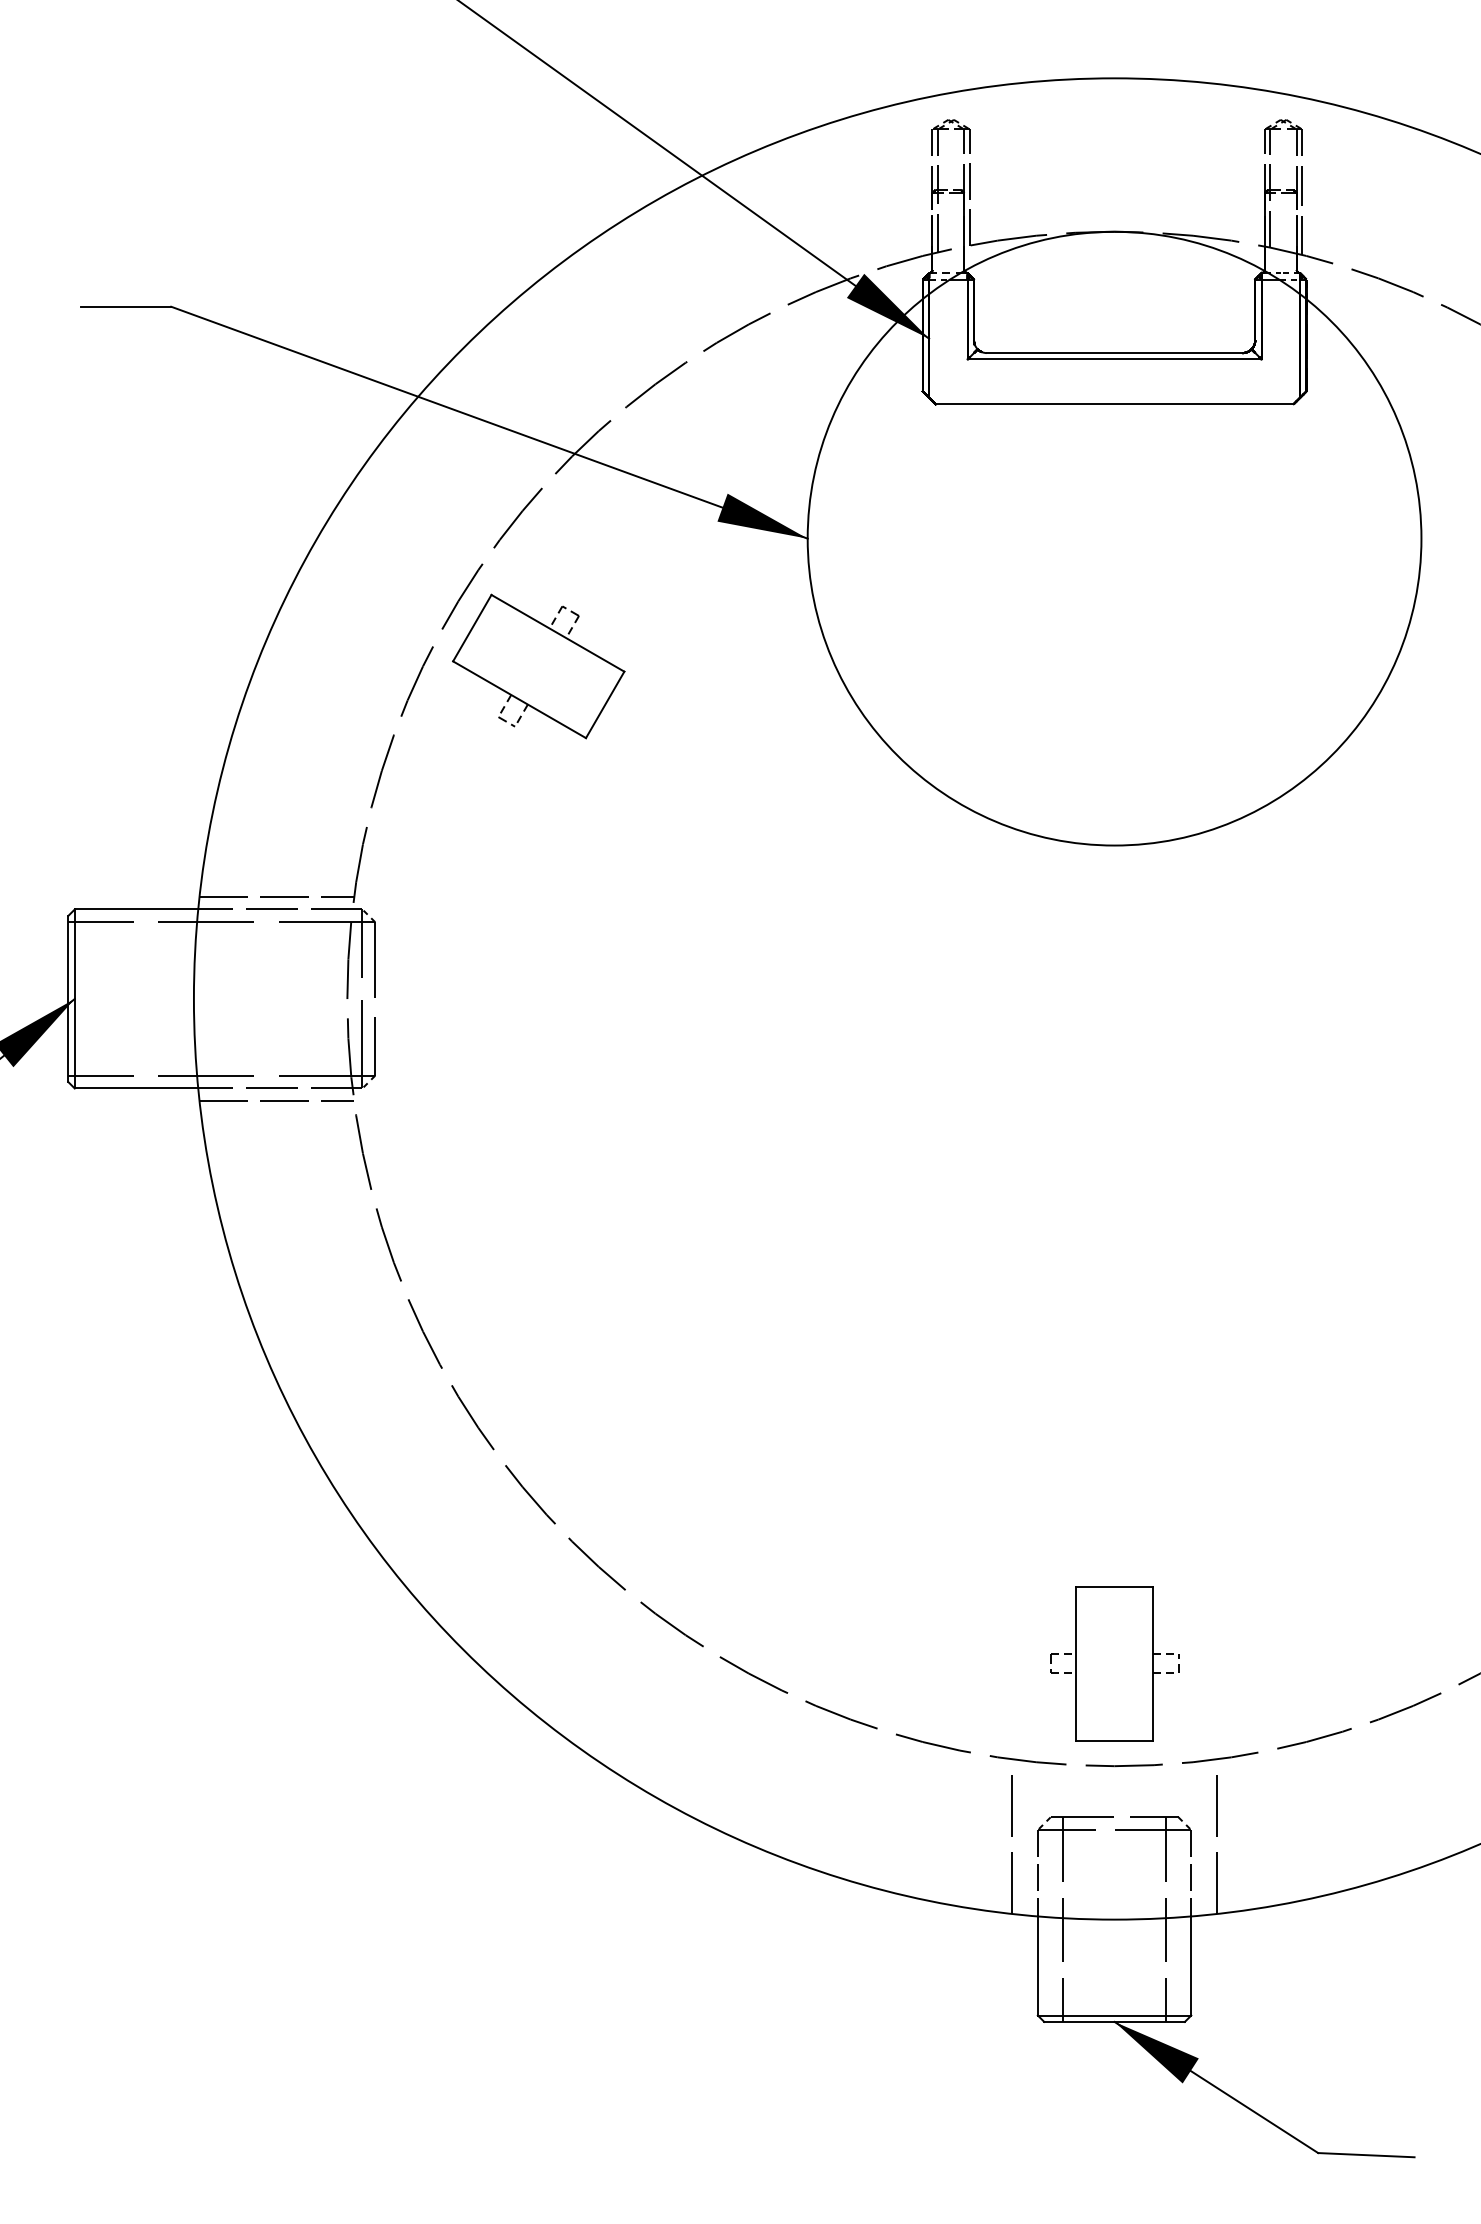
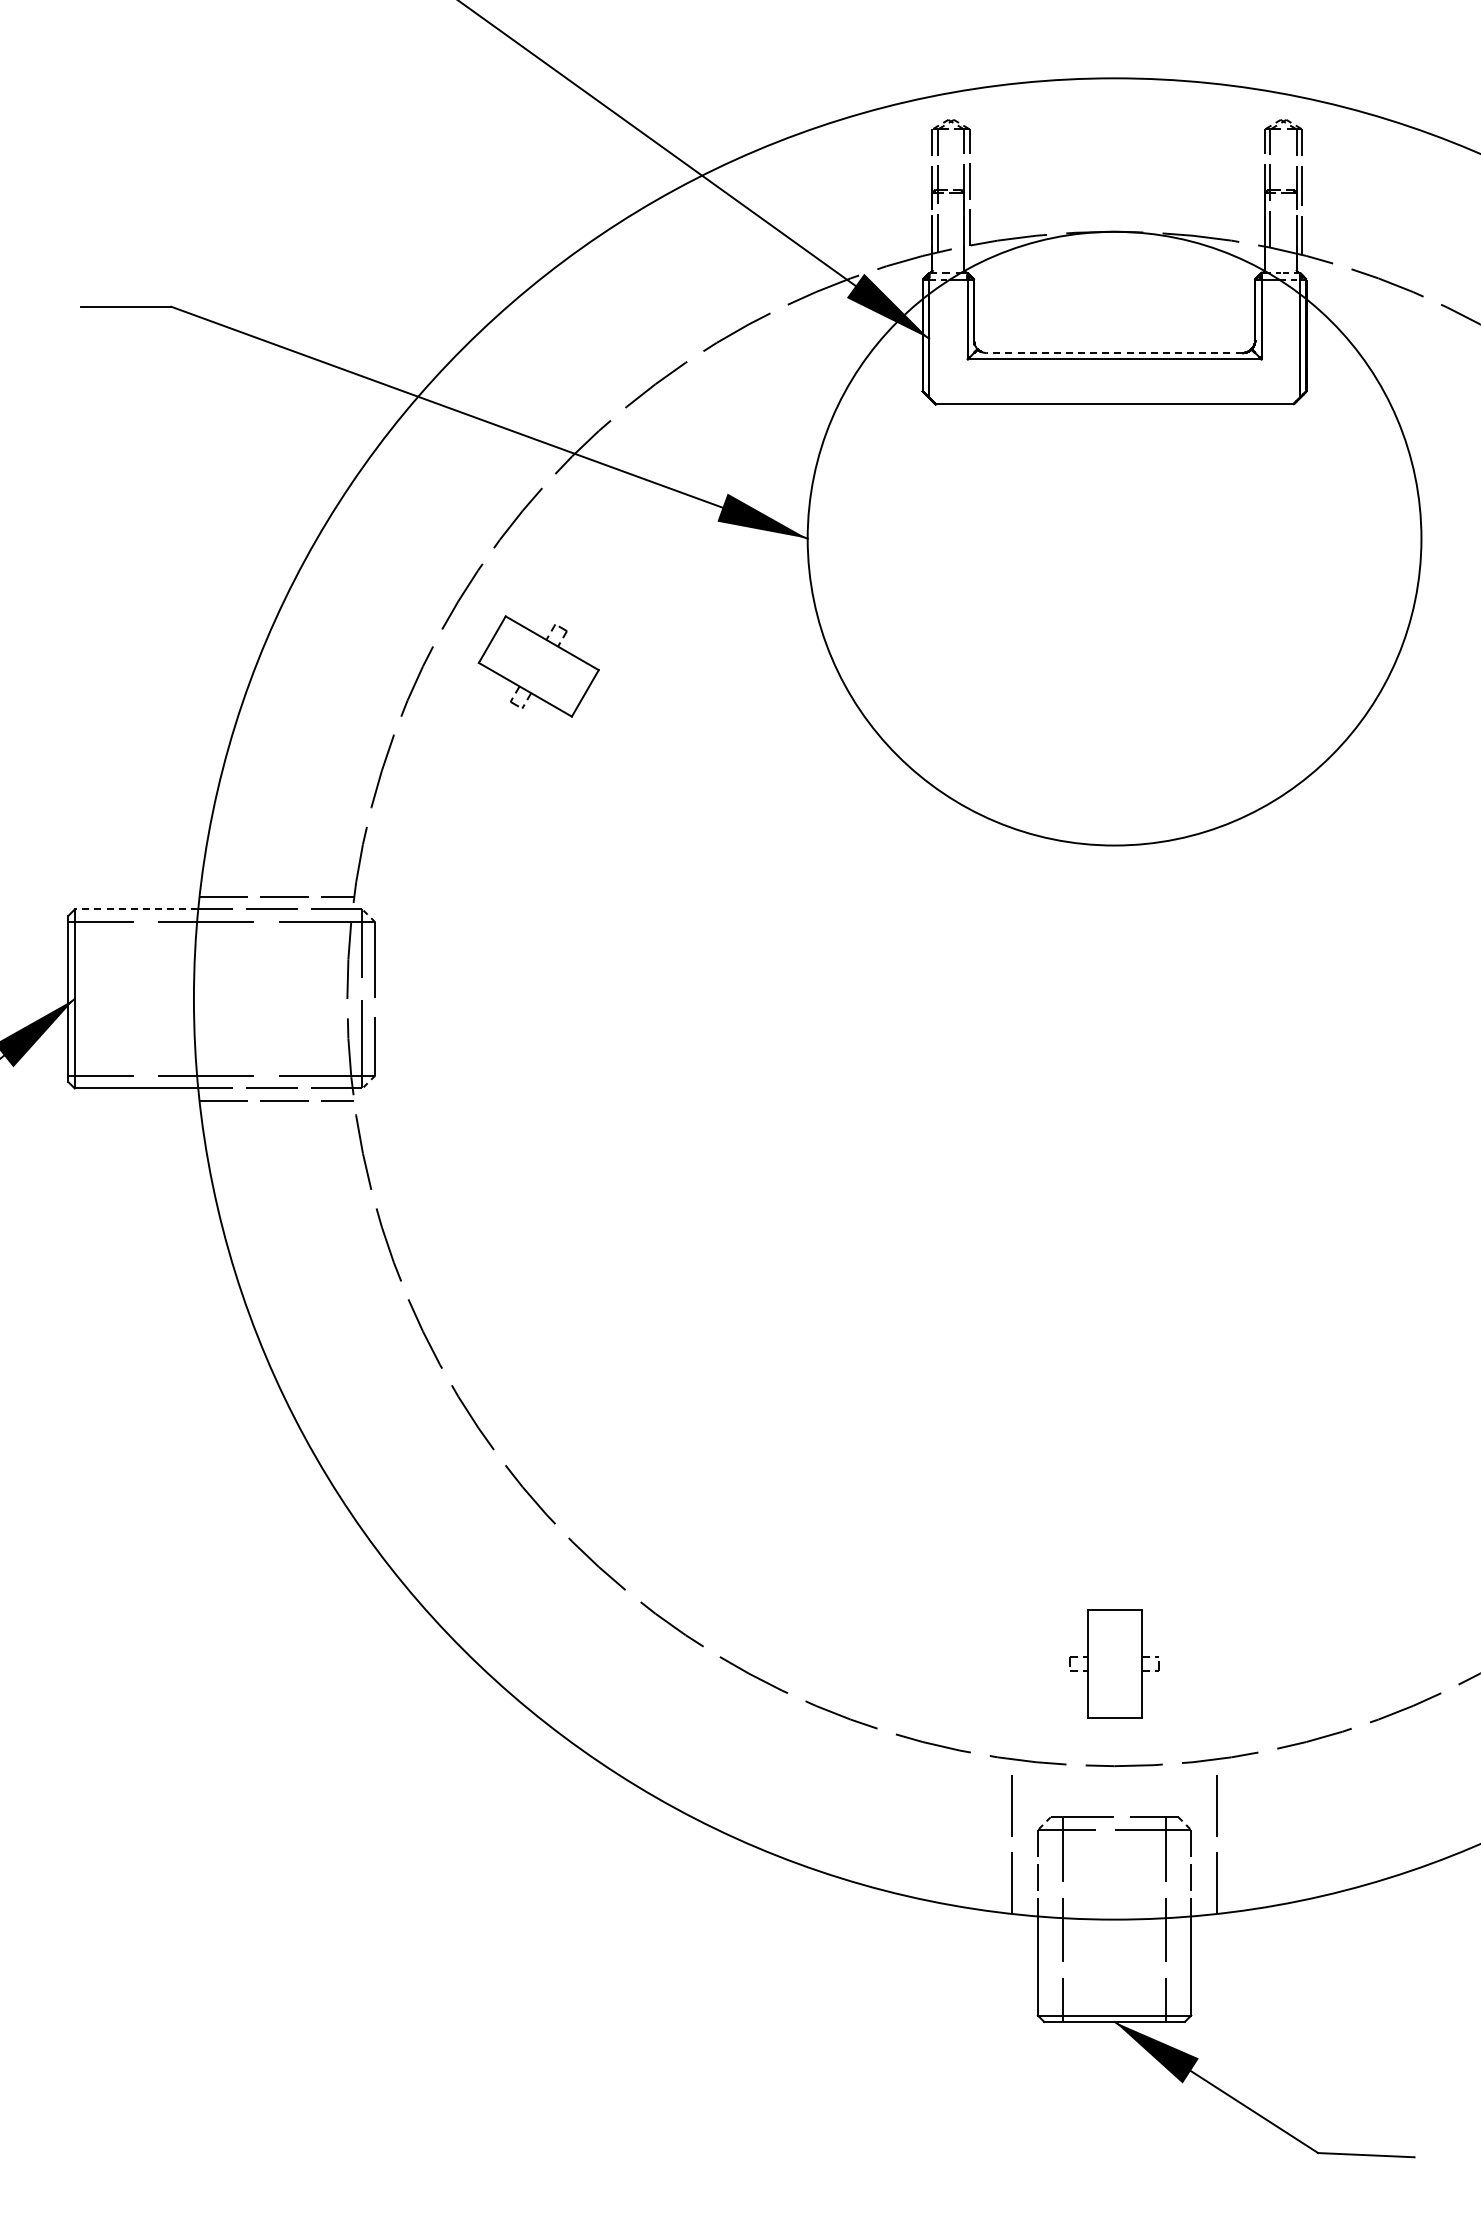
line: solid -> dashed (1114, 353)
part size: 174x147 px -> 123x103 px (538, 666)
line: solid -> dashed (136, 909)
part size: 130x156 px -> 91x110 px (1114, 1663)
